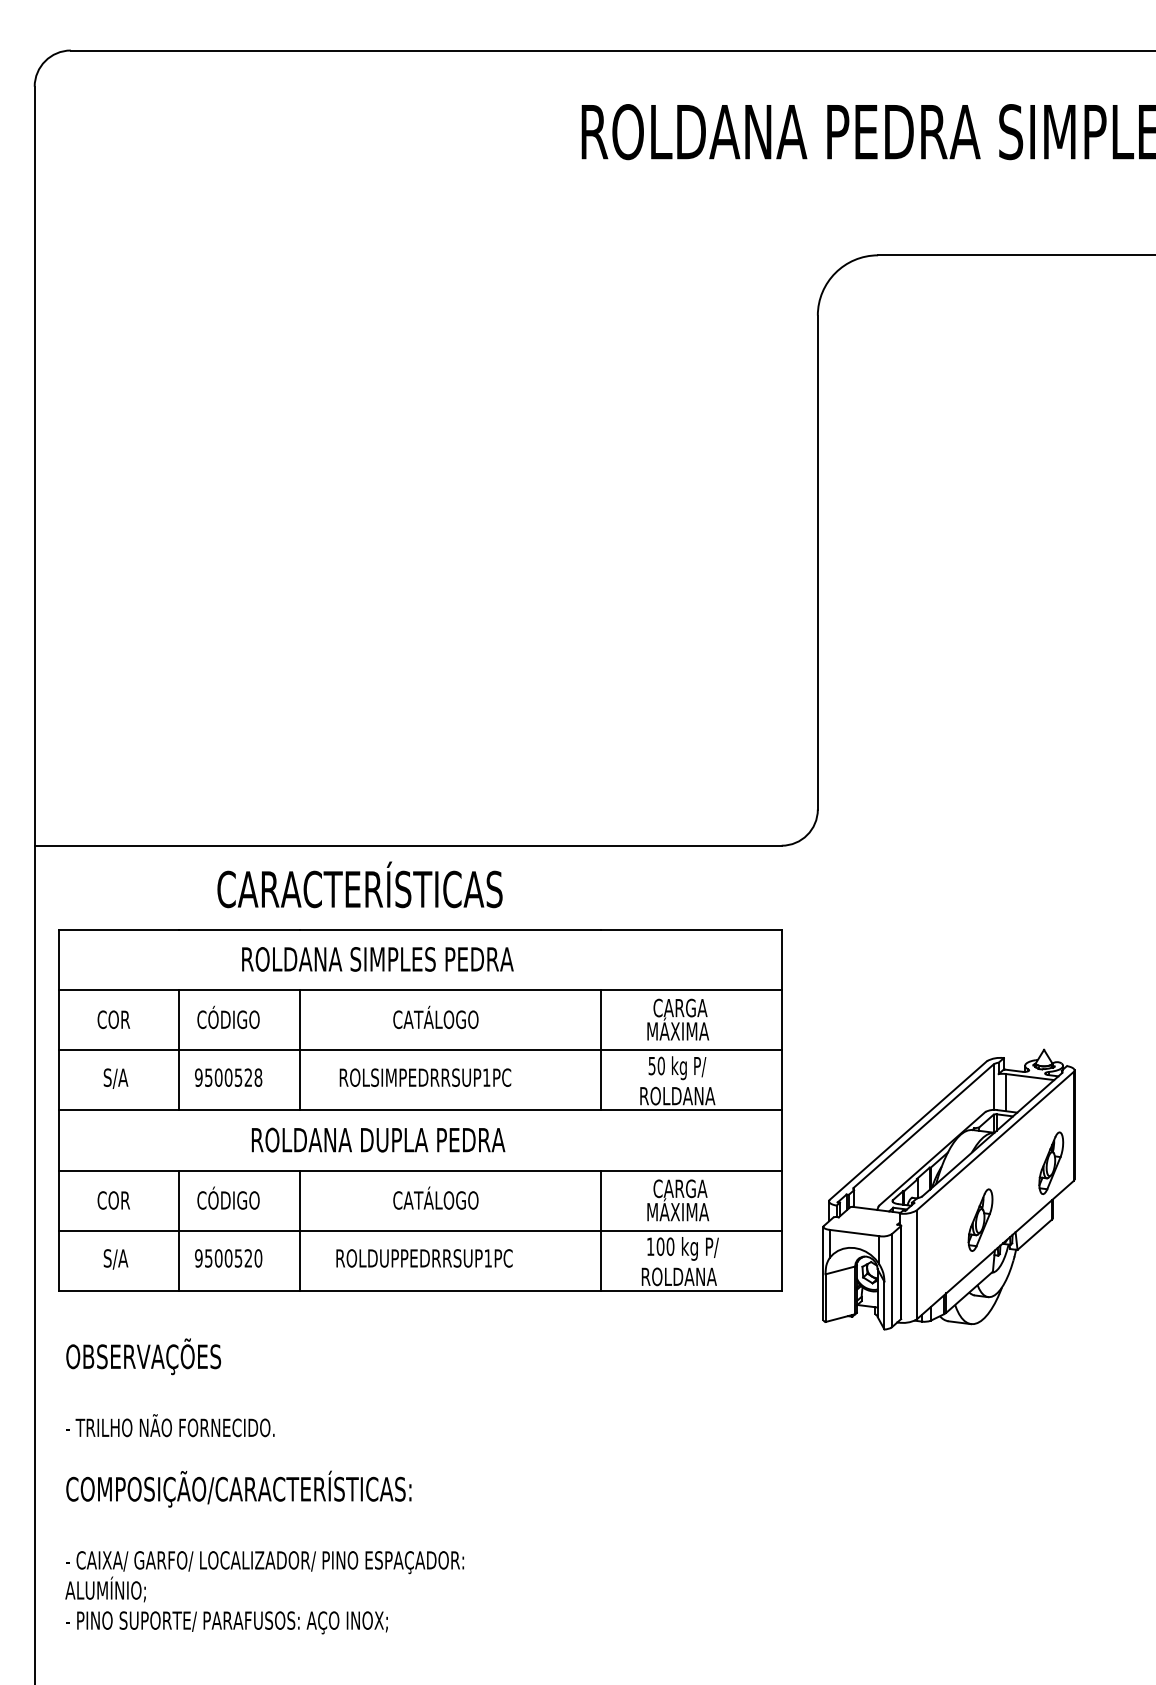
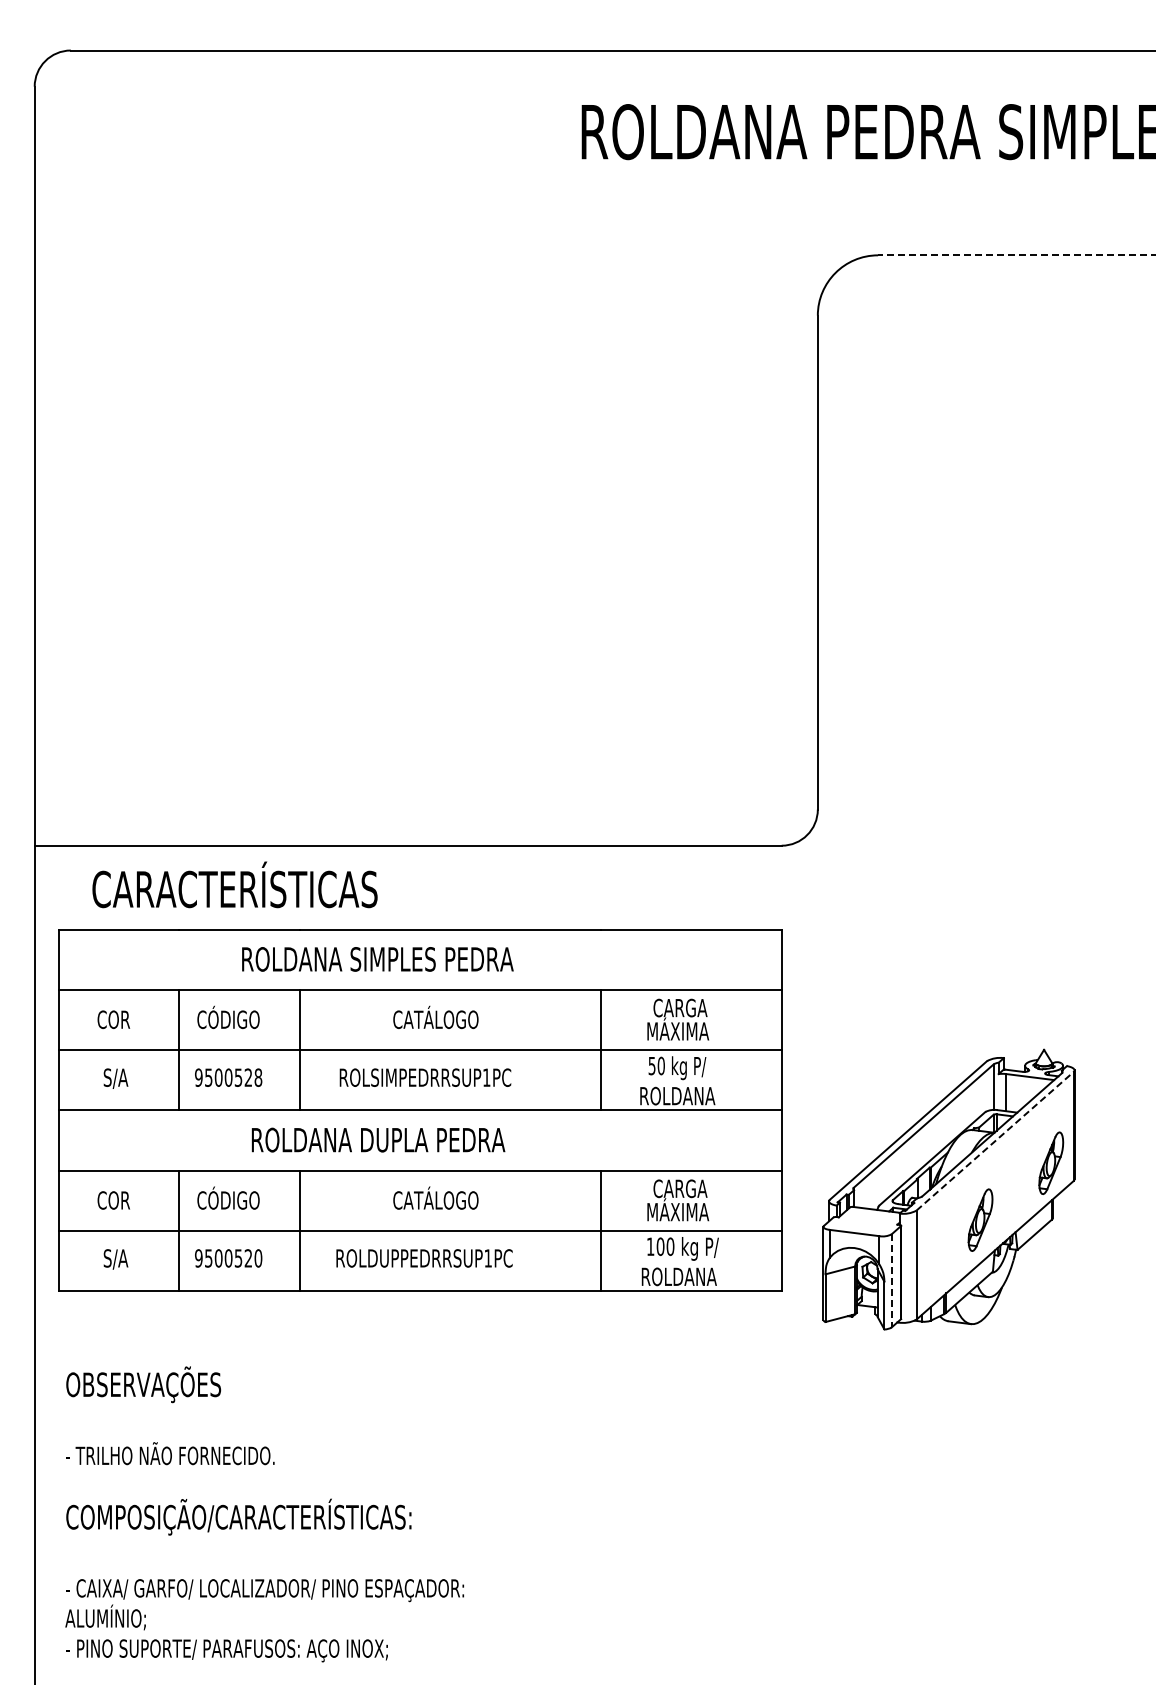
line: solid -> dashed (1016, 255)
text position: (359, 884) -> (234, 884) (234, 884)
line: solid -> dashed (995, 1141)
line: solid -> dashed (891, 1280)
text position: (264, 1486) -> (264, 1514) (264, 1514)
